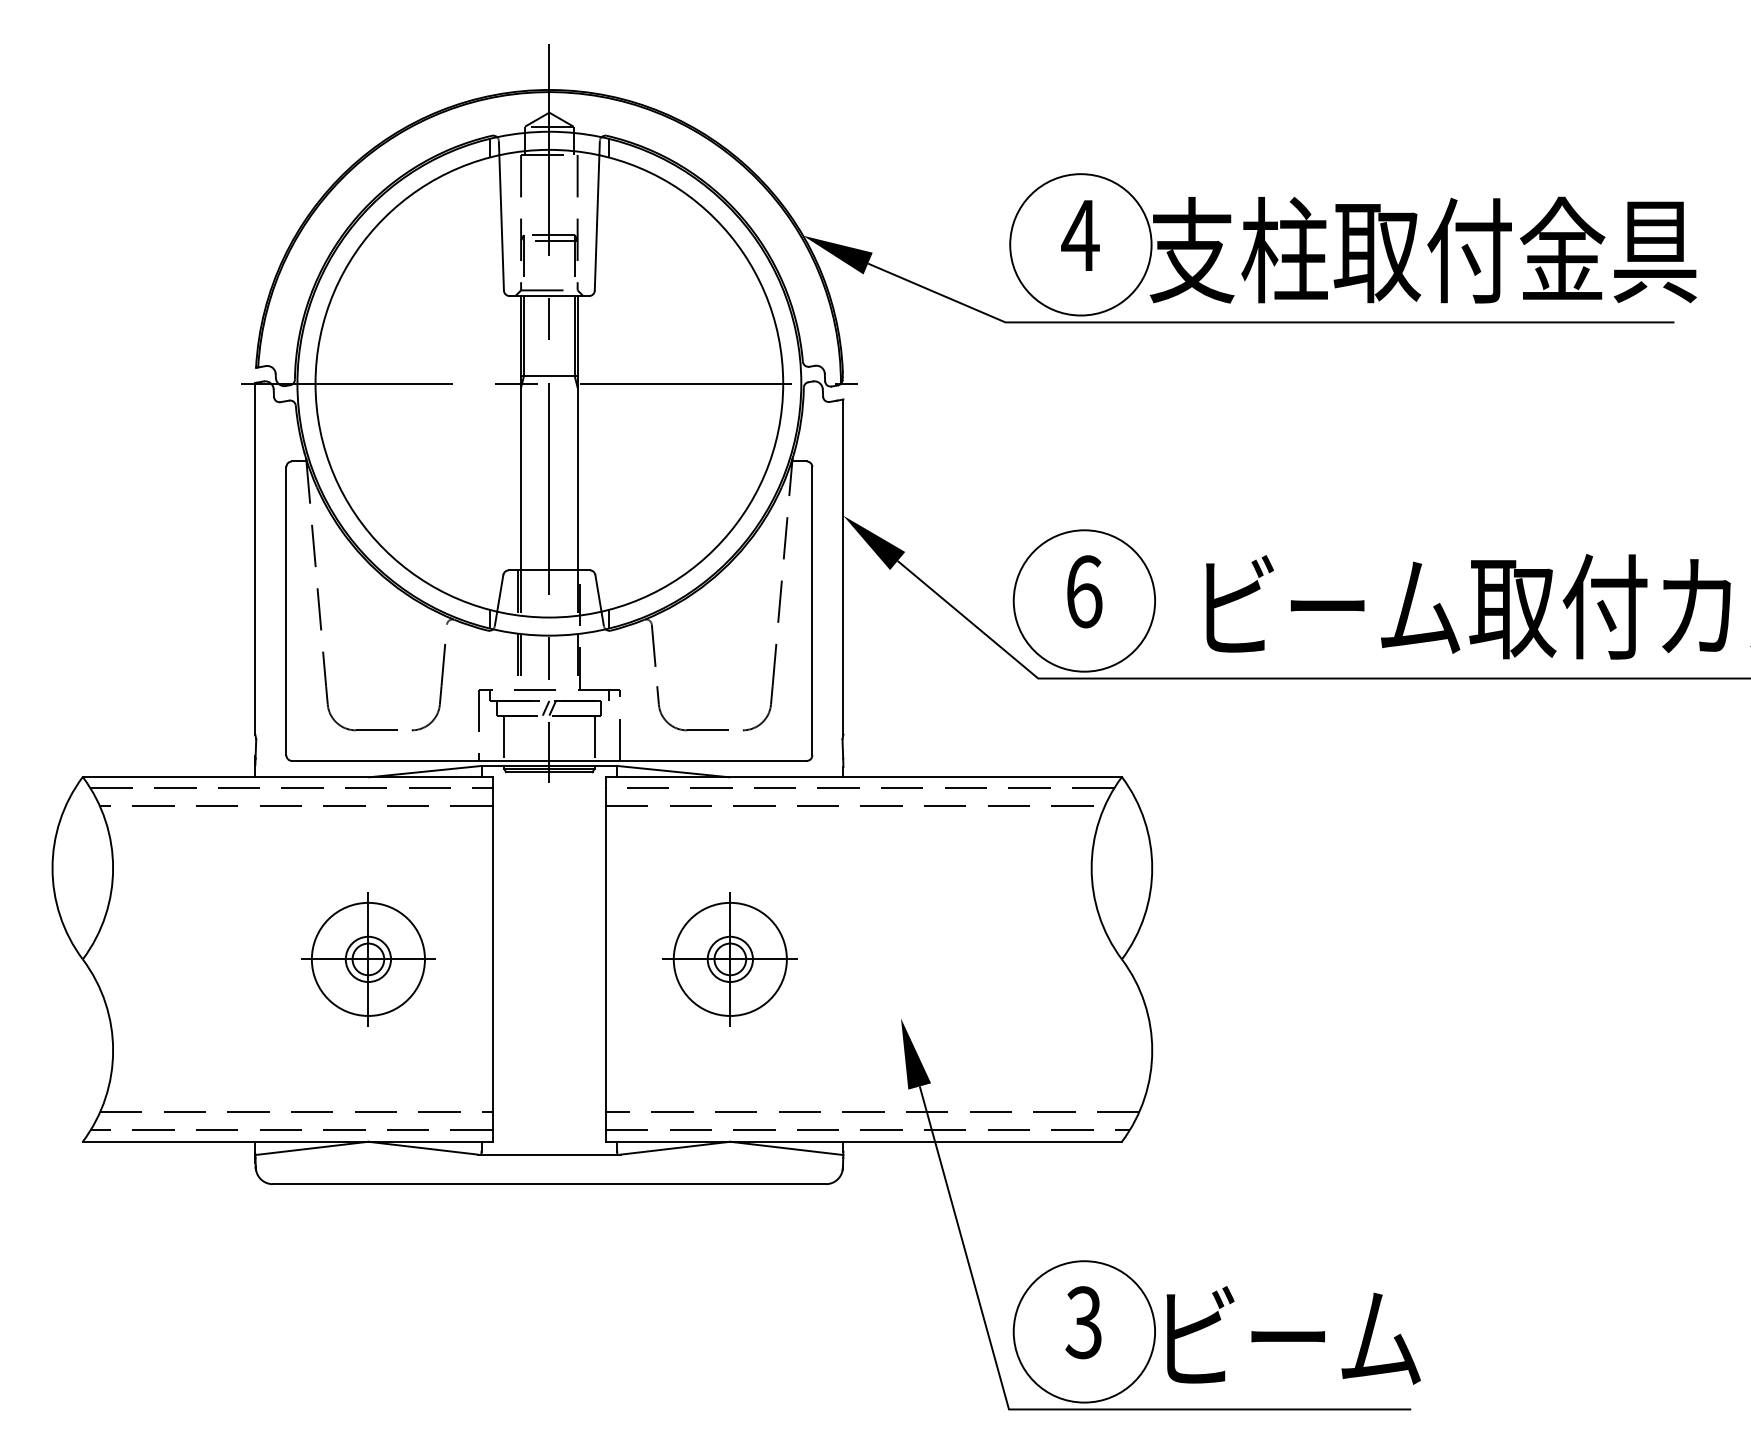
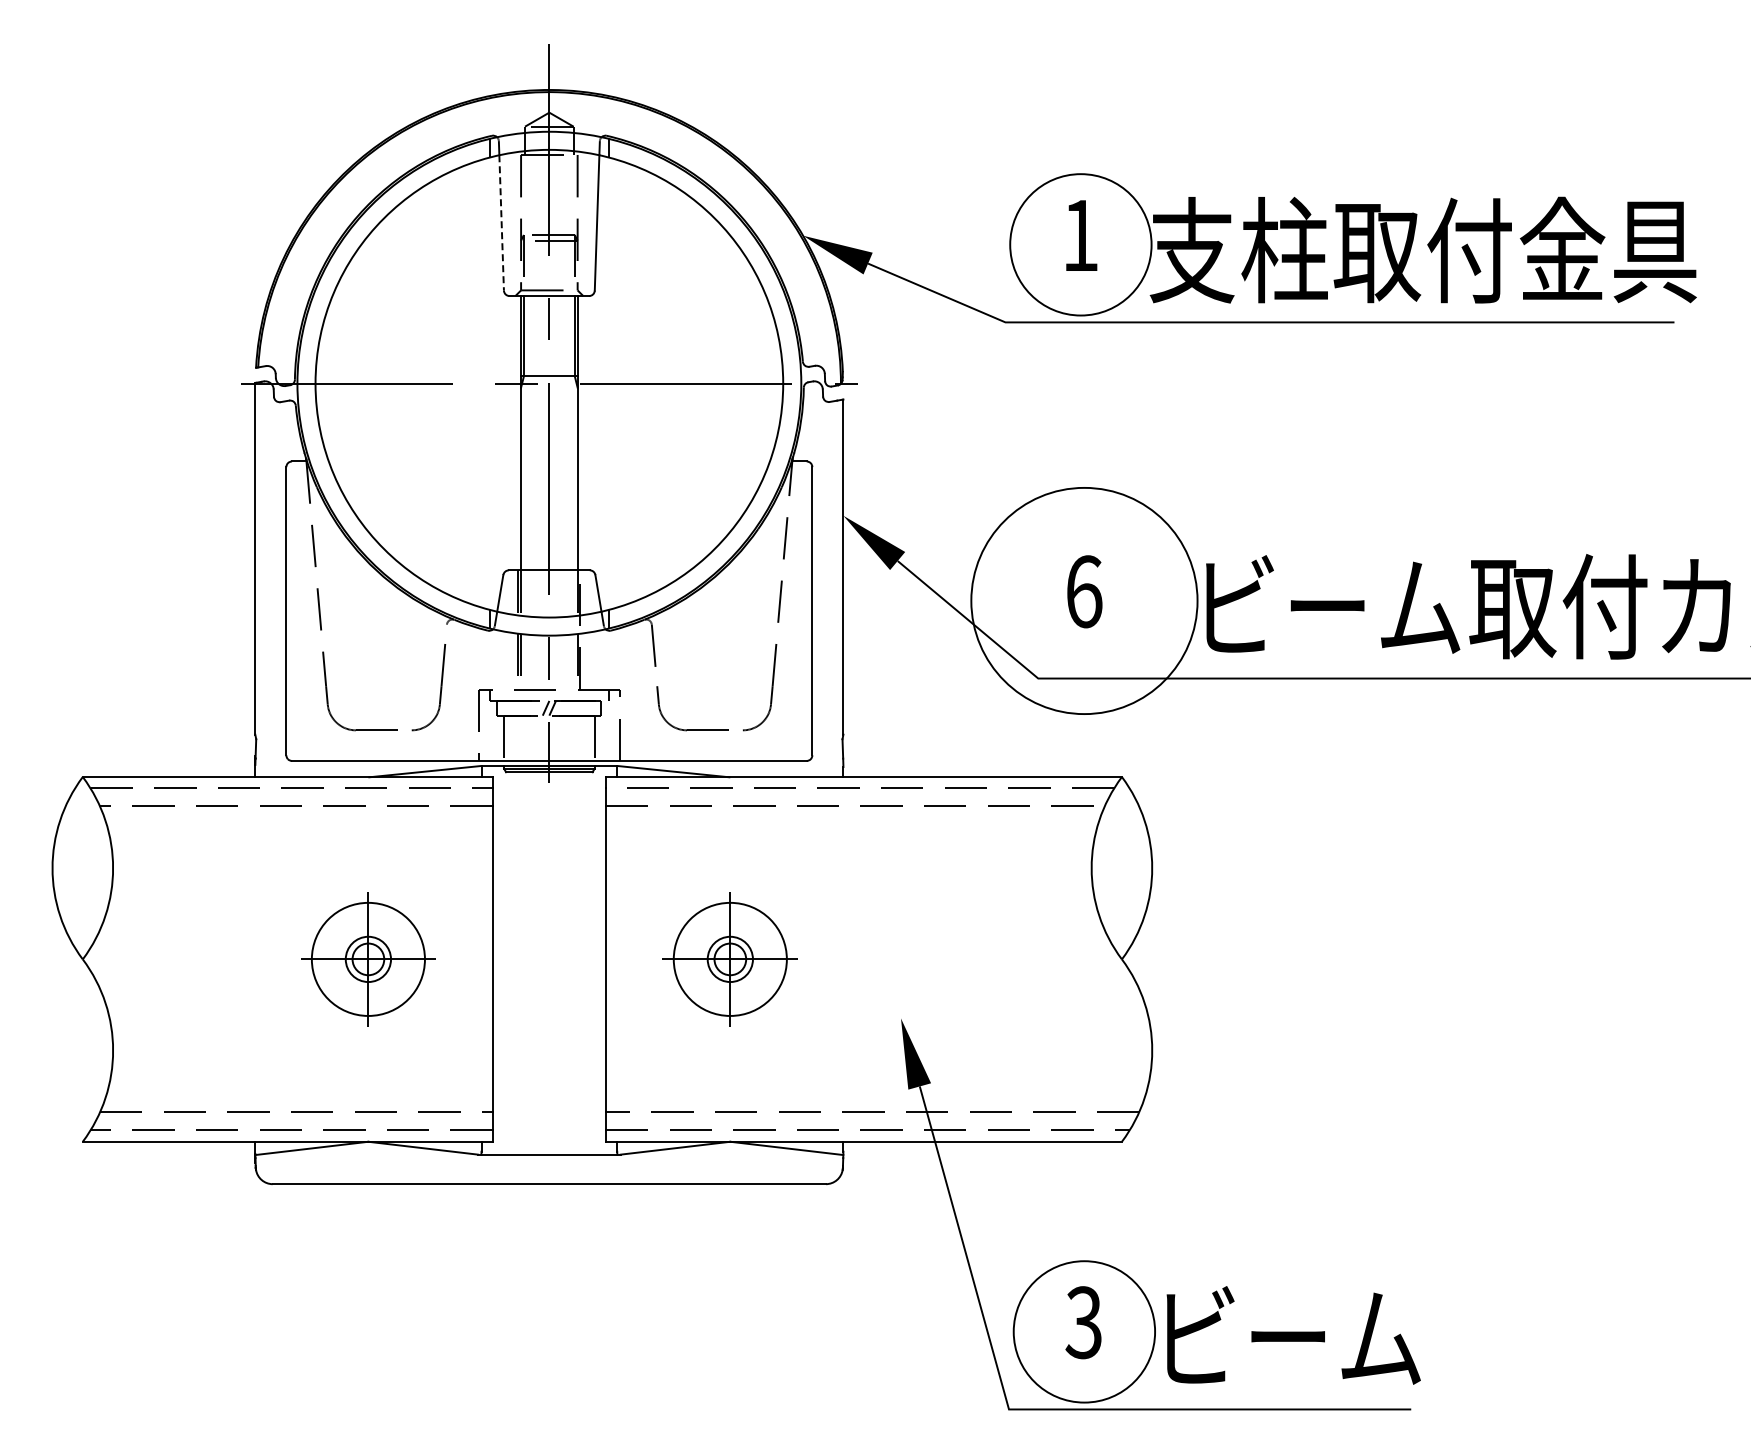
line: solid -> dashed (501, 222)
text: 4 -> 1 (1080, 235)
circle diameter: 141 px -> 226 px (1084, 600)
